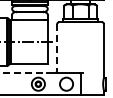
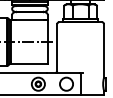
line: dashed -> solid (57, 48)
line: dashed -> solid (24, 72)
